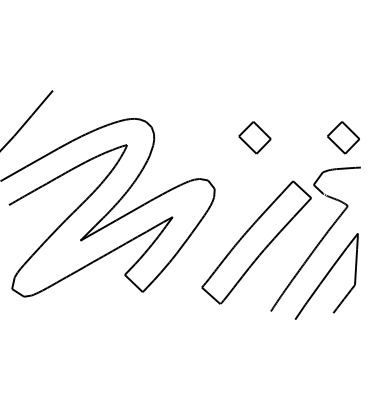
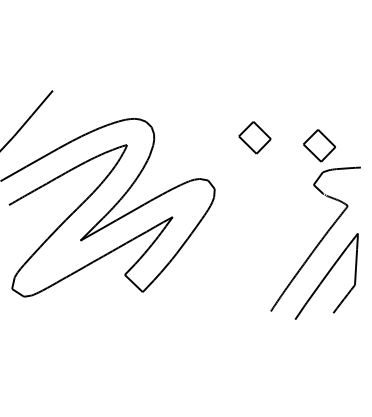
part position: (343, 137) -> (319, 145) (319, 145)
part: present -> none (256, 242)
